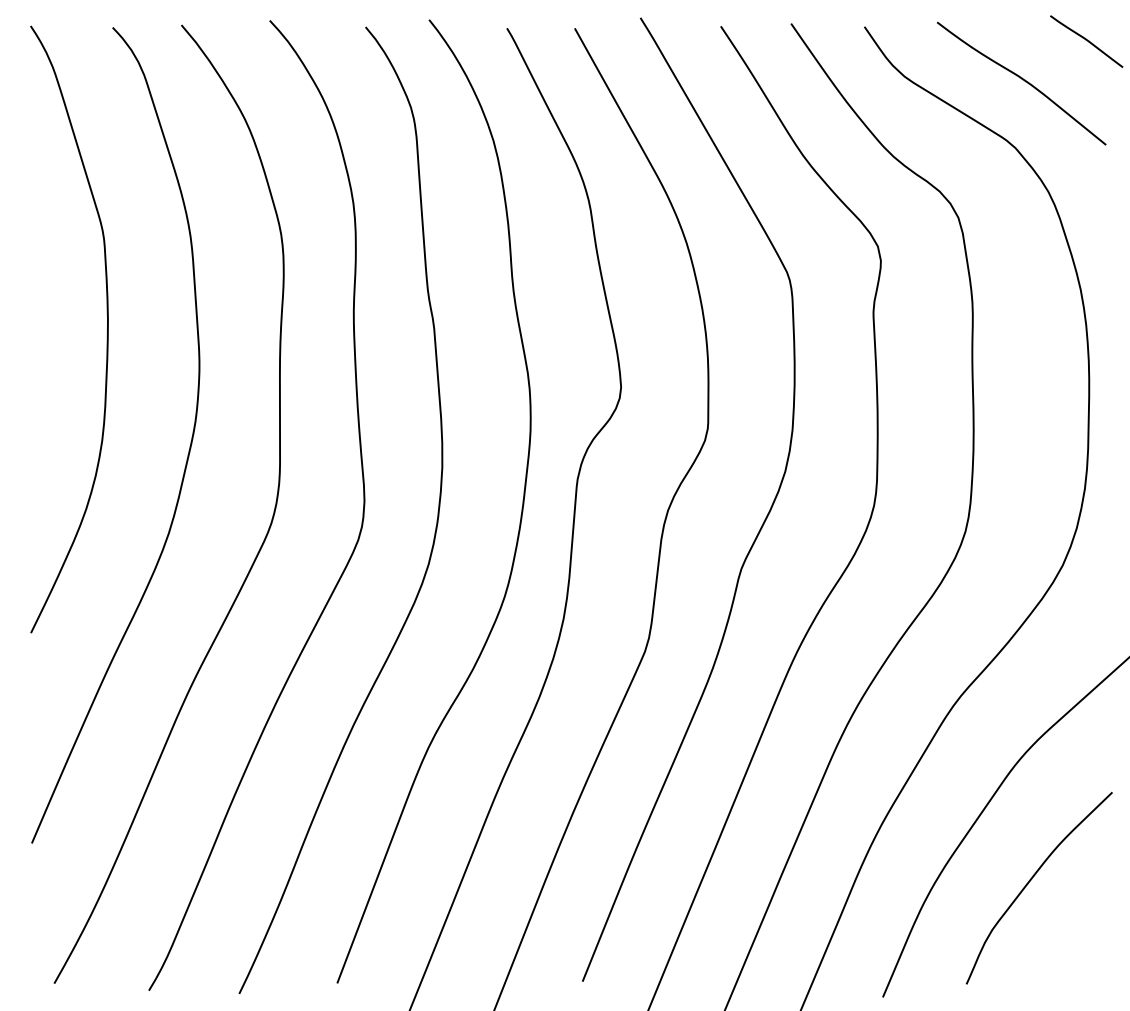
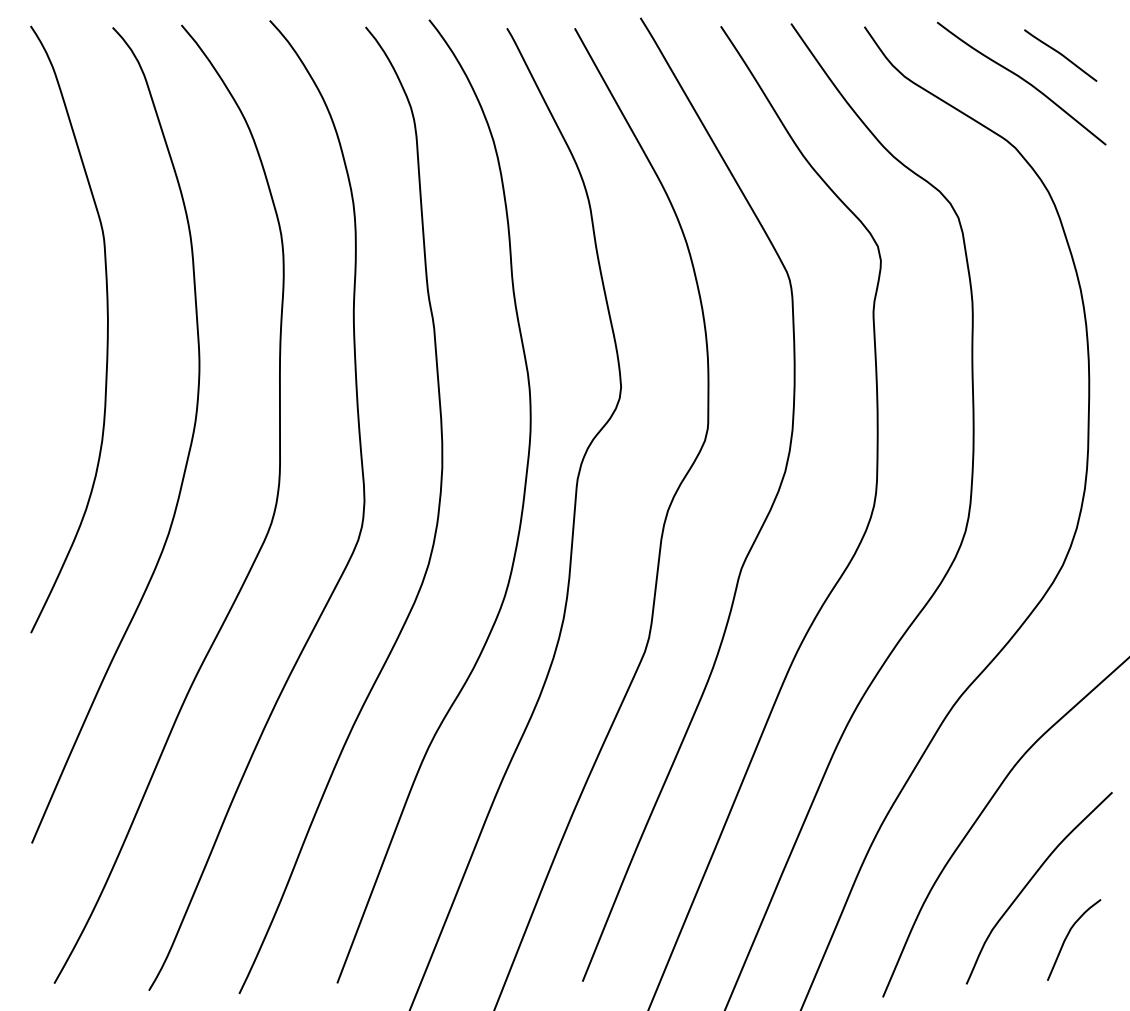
curve position: (1086, 40) -> (1060, 54) (1060, 54)
curve: none -> present (1068, 935)
